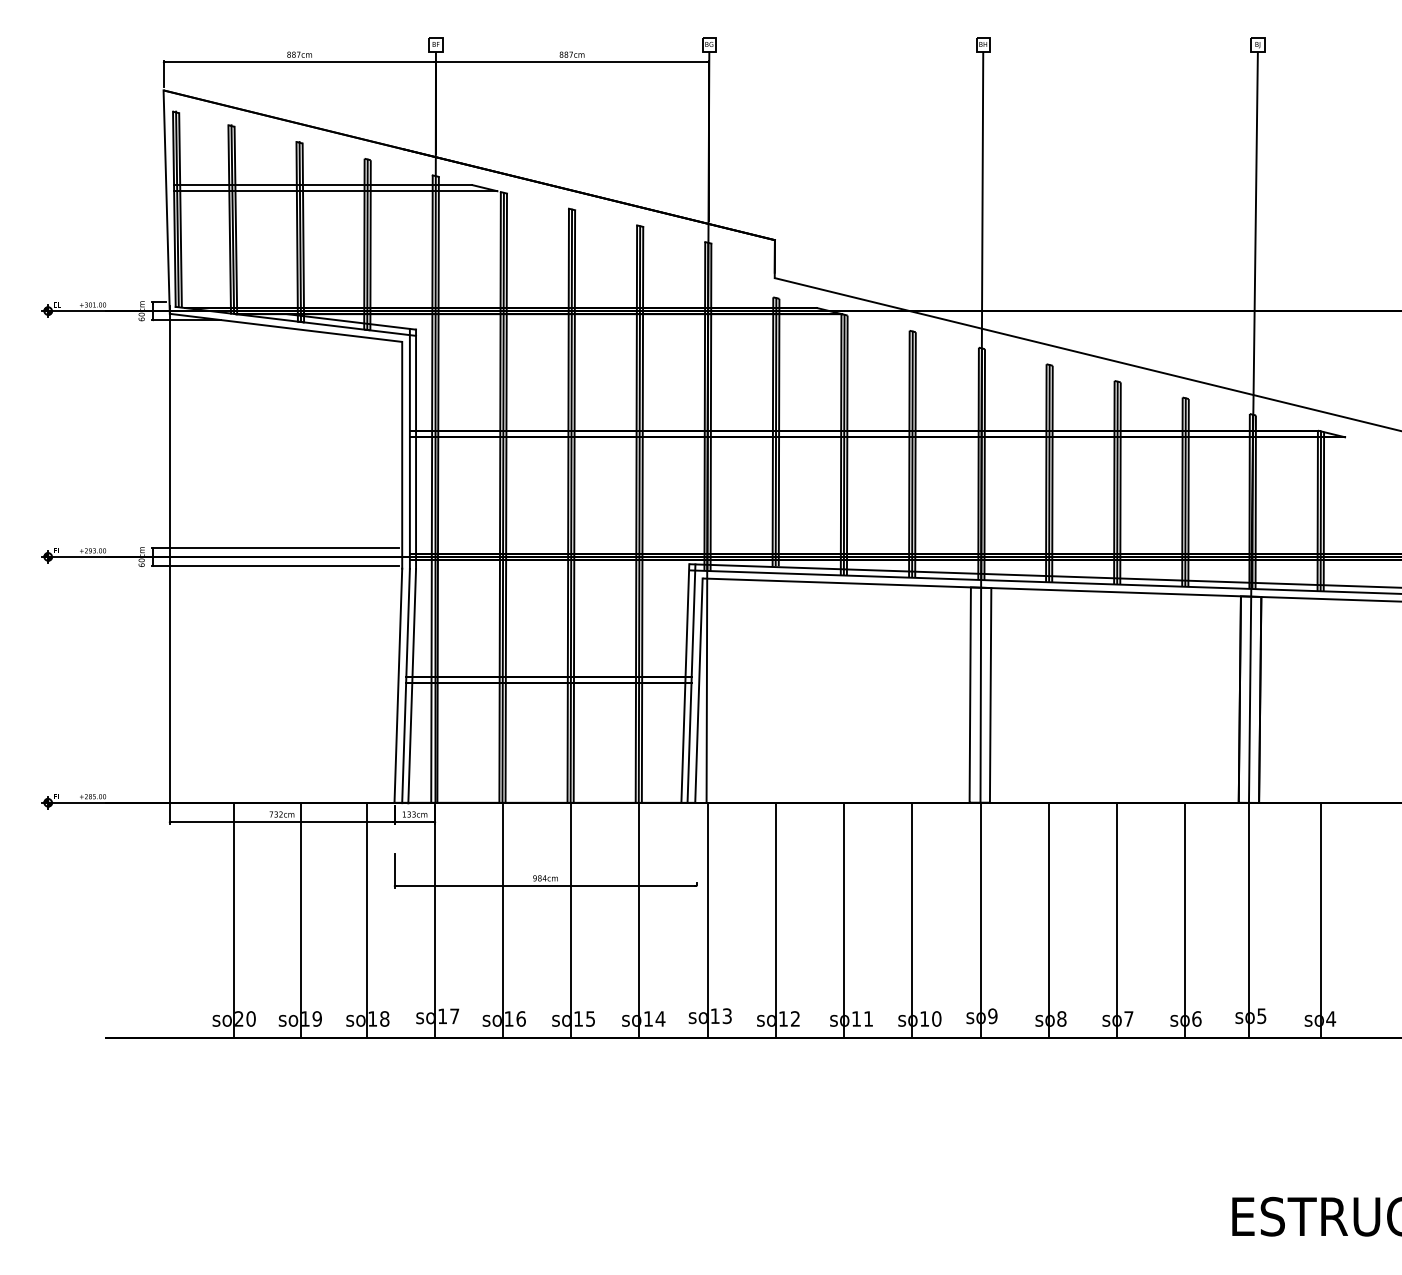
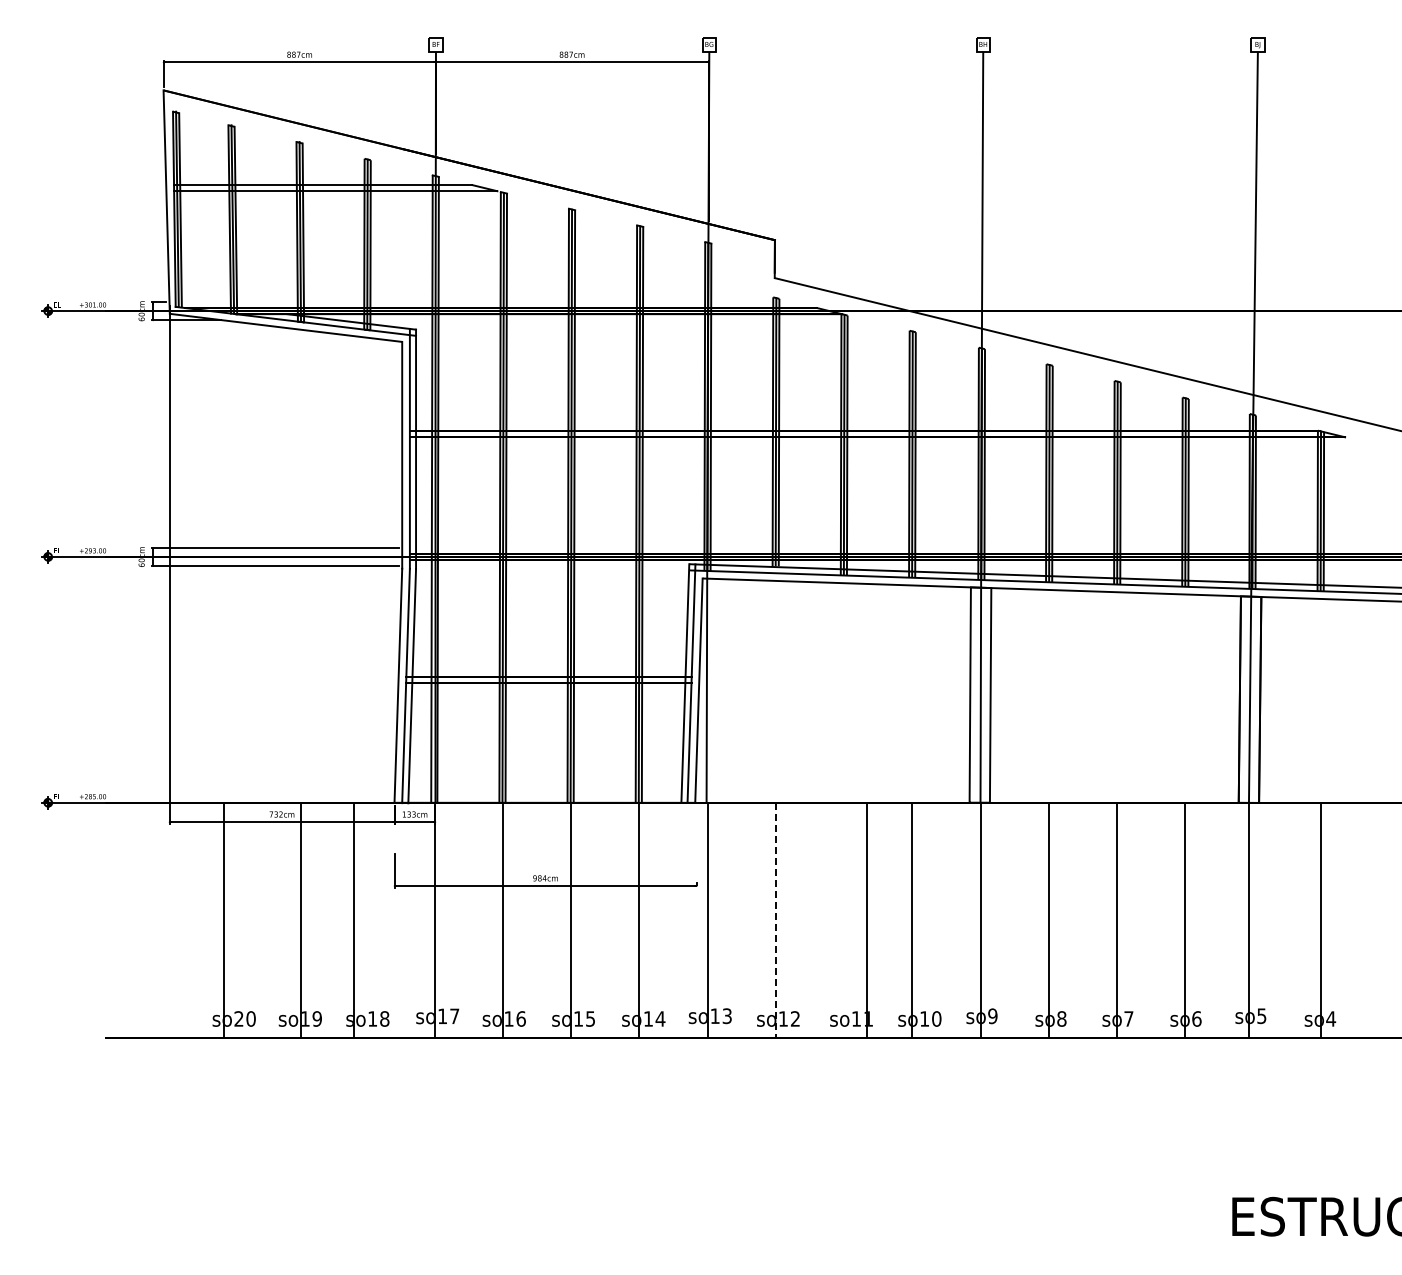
line position: (234, 920) -> (224, 920) (224, 920)
line position: (367, 920) -> (354, 920) (354, 920)
line: solid -> dashed (775, 920)
line position: (843, 920) -> (866, 920) (866, 920)
